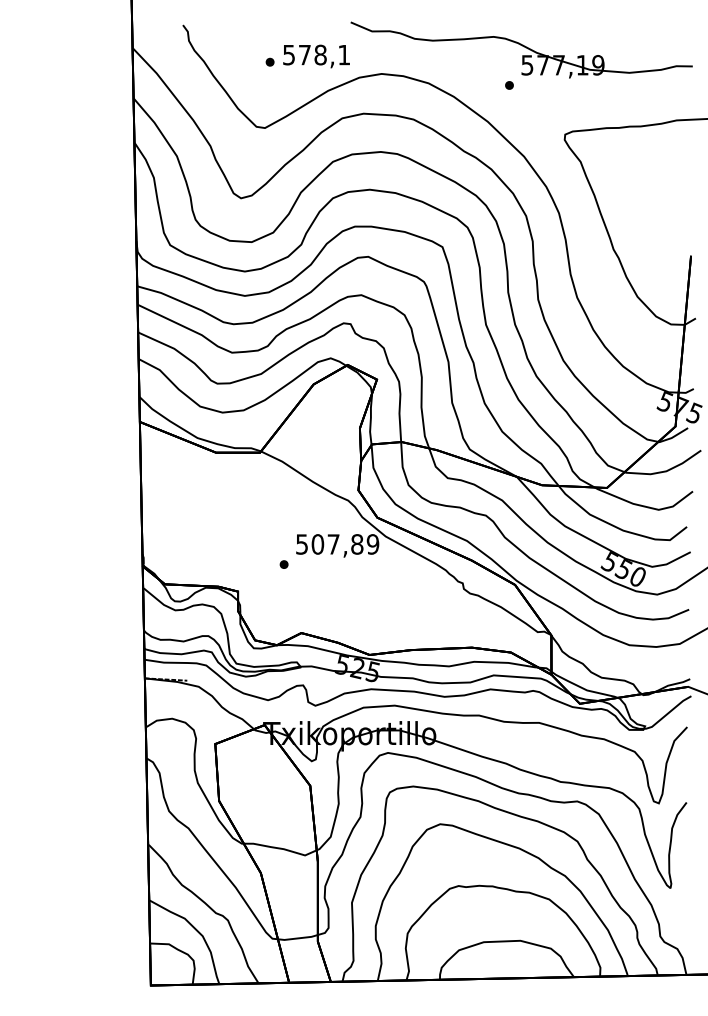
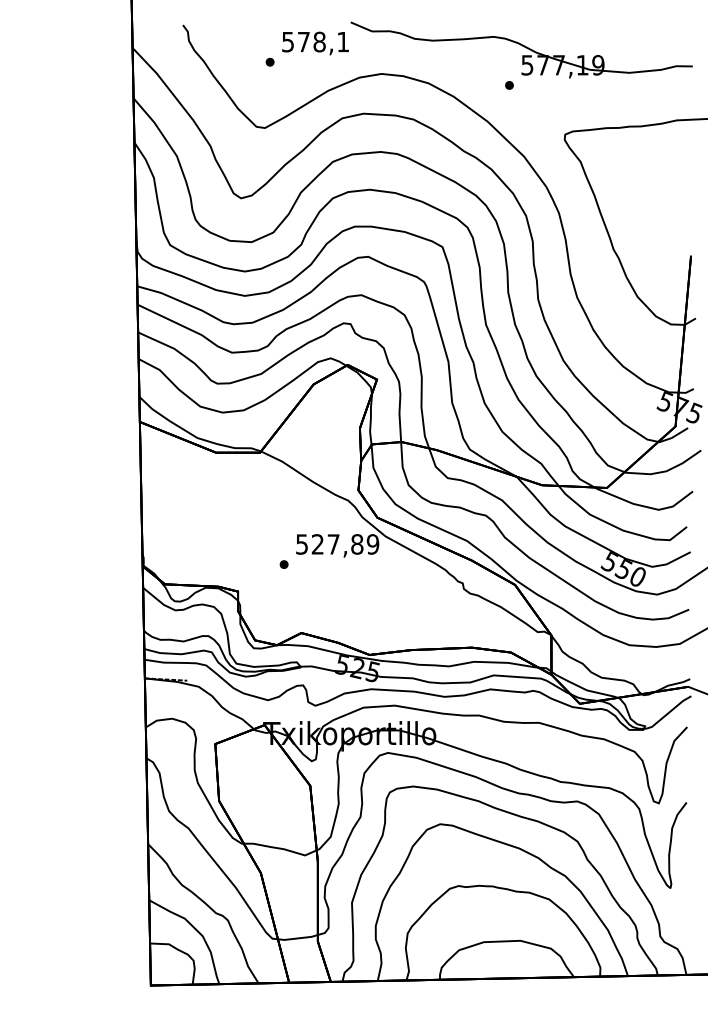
text position: (316, 56) -> (315, 43) (315, 43)
text: 507,89 -> 527,89 (317, 544)
